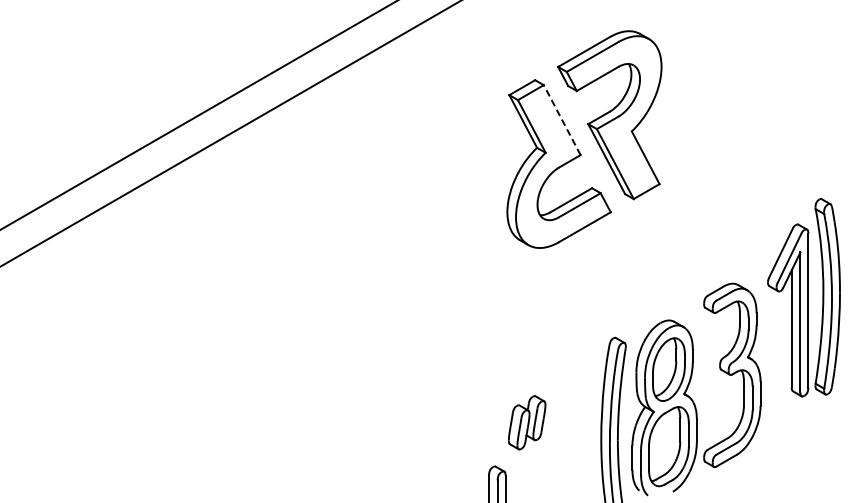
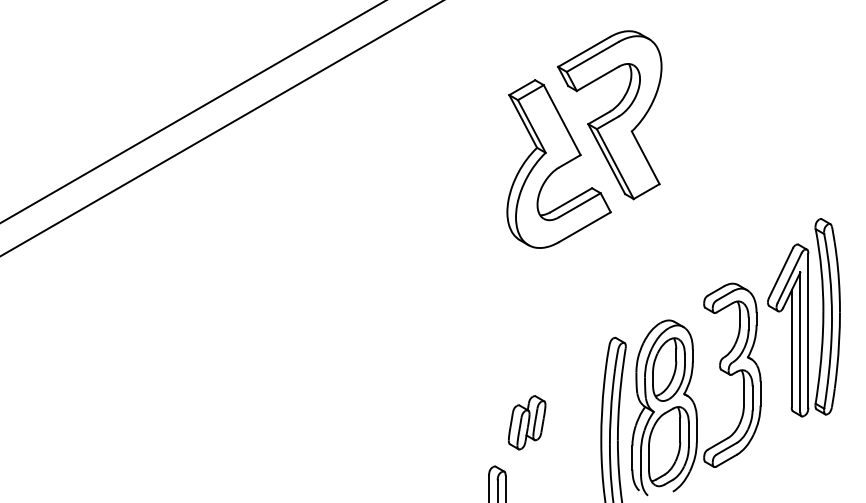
line position: (198, 115) -> (192, 111) (192, 111)
line: dashed -> solid (562, 120)
line position: (230, 133) -> (221, 128) (221, 128)
part position: (803, 297) -> (803, 317) (803, 317)
